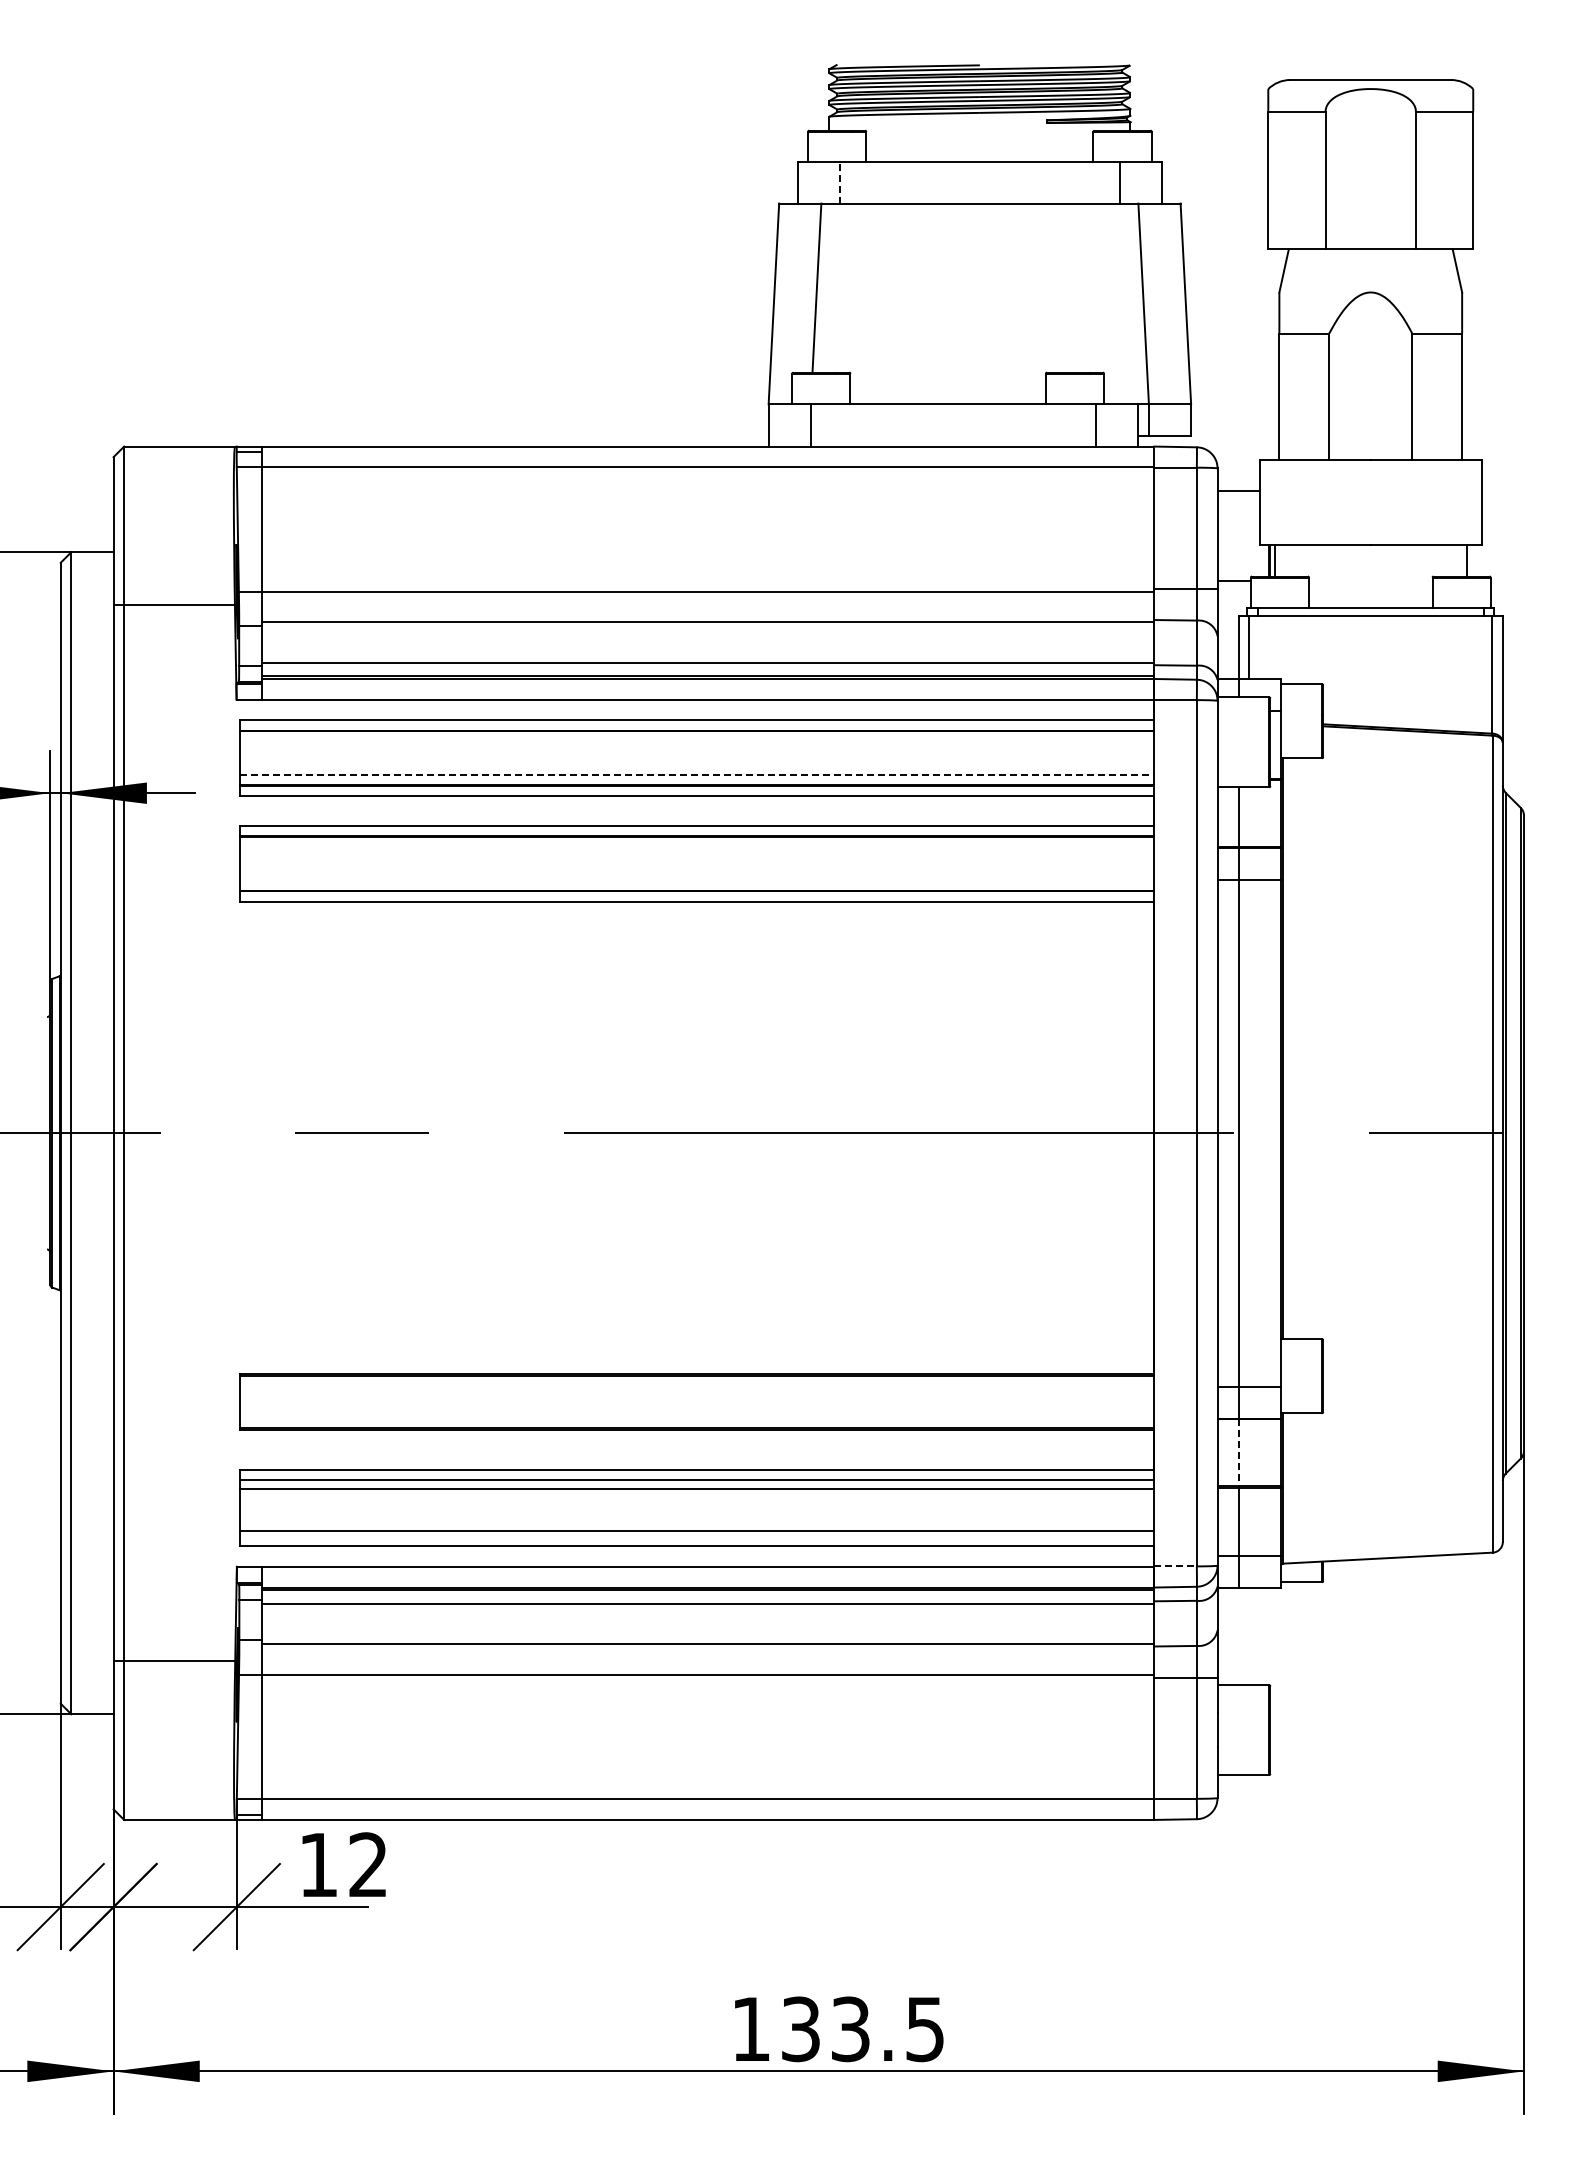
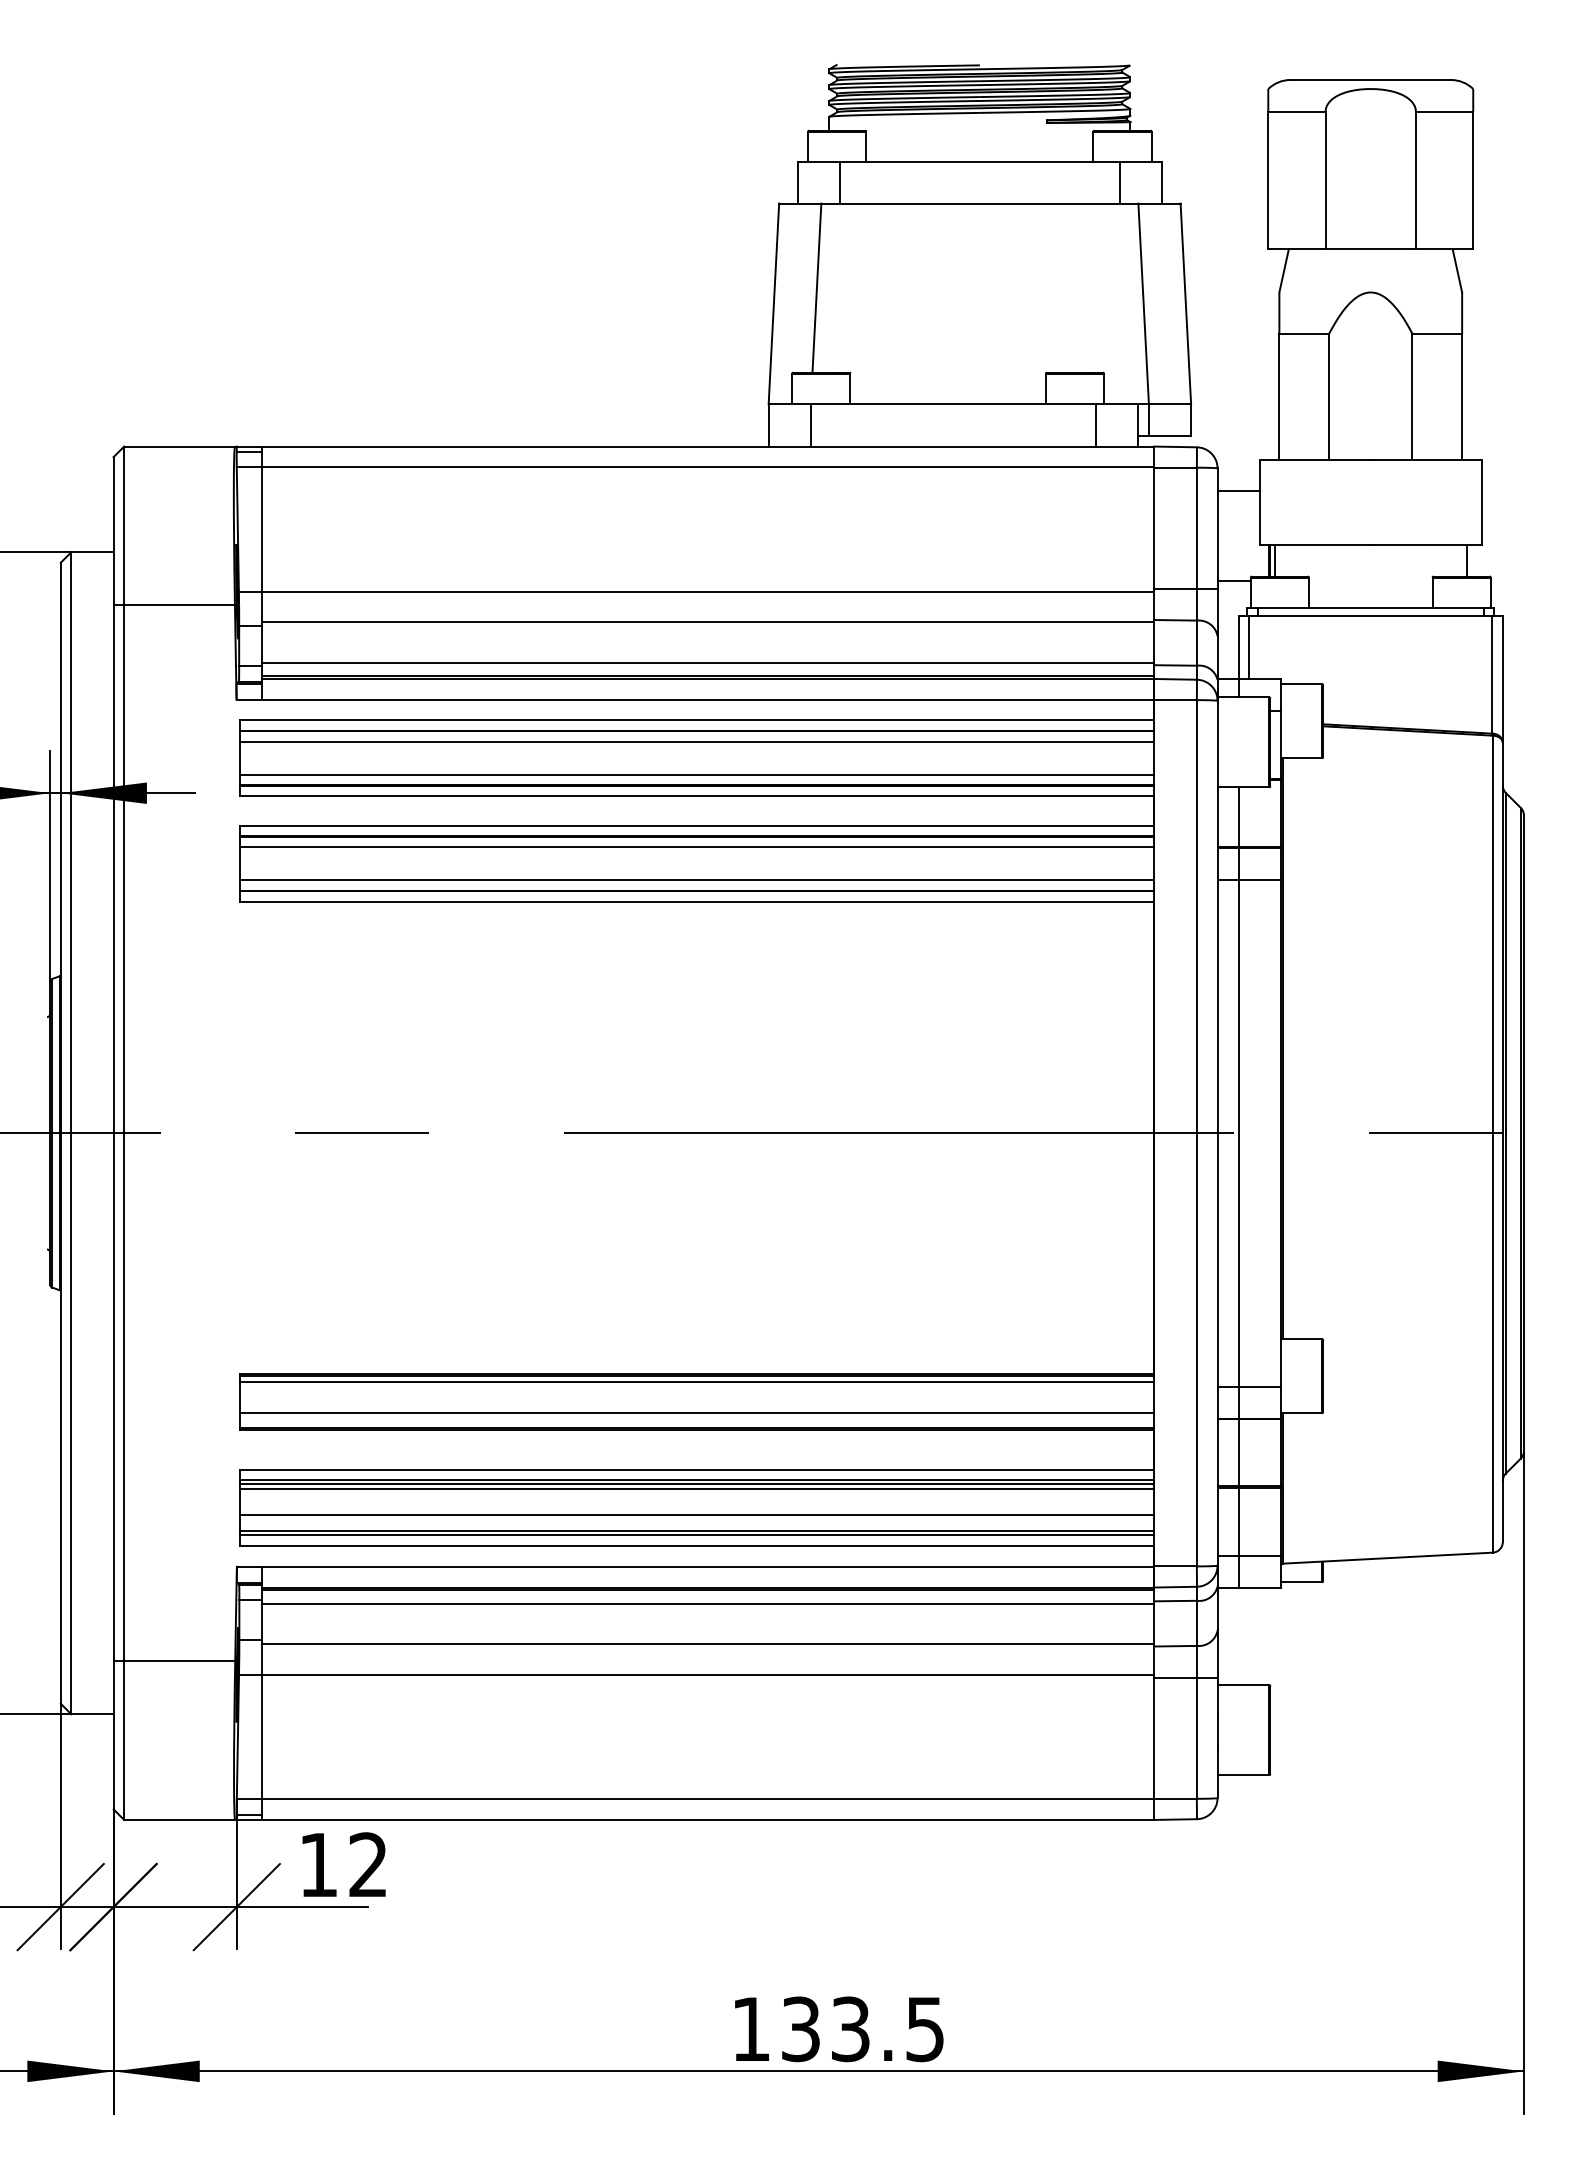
line: dashed -> solid (839, 183)
line: none -> present (697, 741)
line: dashed -> solid (697, 774)
line: none -> present (697, 847)
line: none -> present (697, 880)
line: none -> present (697, 1382)
line: none -> present (697, 1413)
line: dashed -> solid (1238, 1453)
line: none -> present (697, 1484)
line: none -> present (697, 1514)
line: none -> present (697, 1535)
line: dashed -> solid (1176, 1566)
